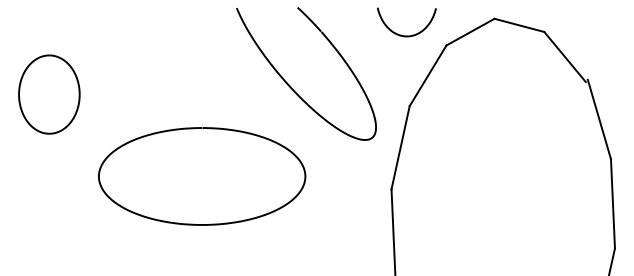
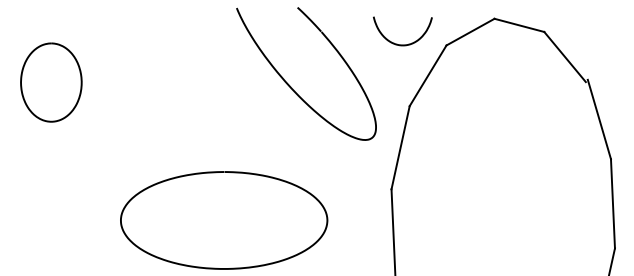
curve position: (401, 34) -> (397, 43) (397, 43)
curve position: (78, 94) -> (80, 82) (80, 82)
curve position: (210, 129) -> (232, 173) (232, 173)
